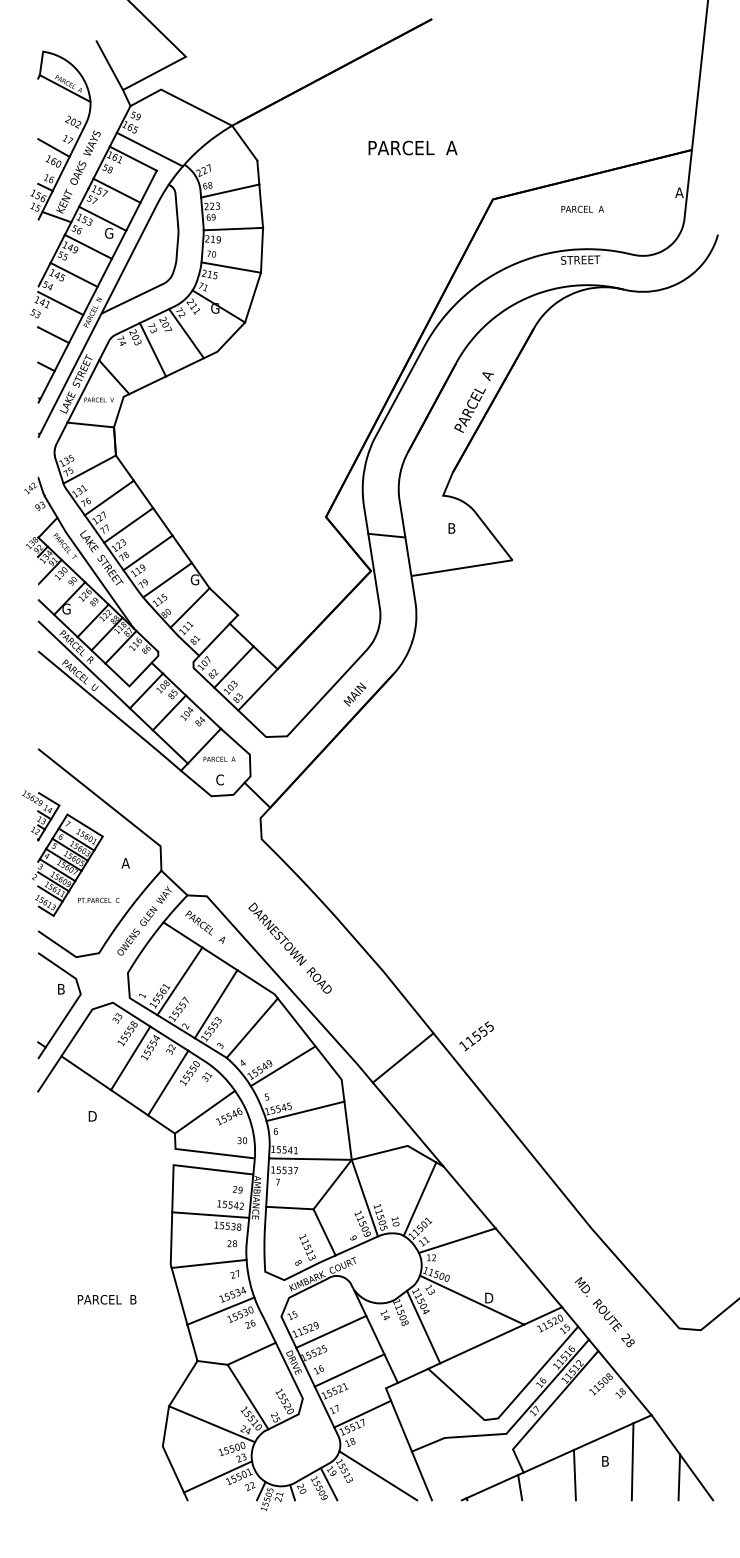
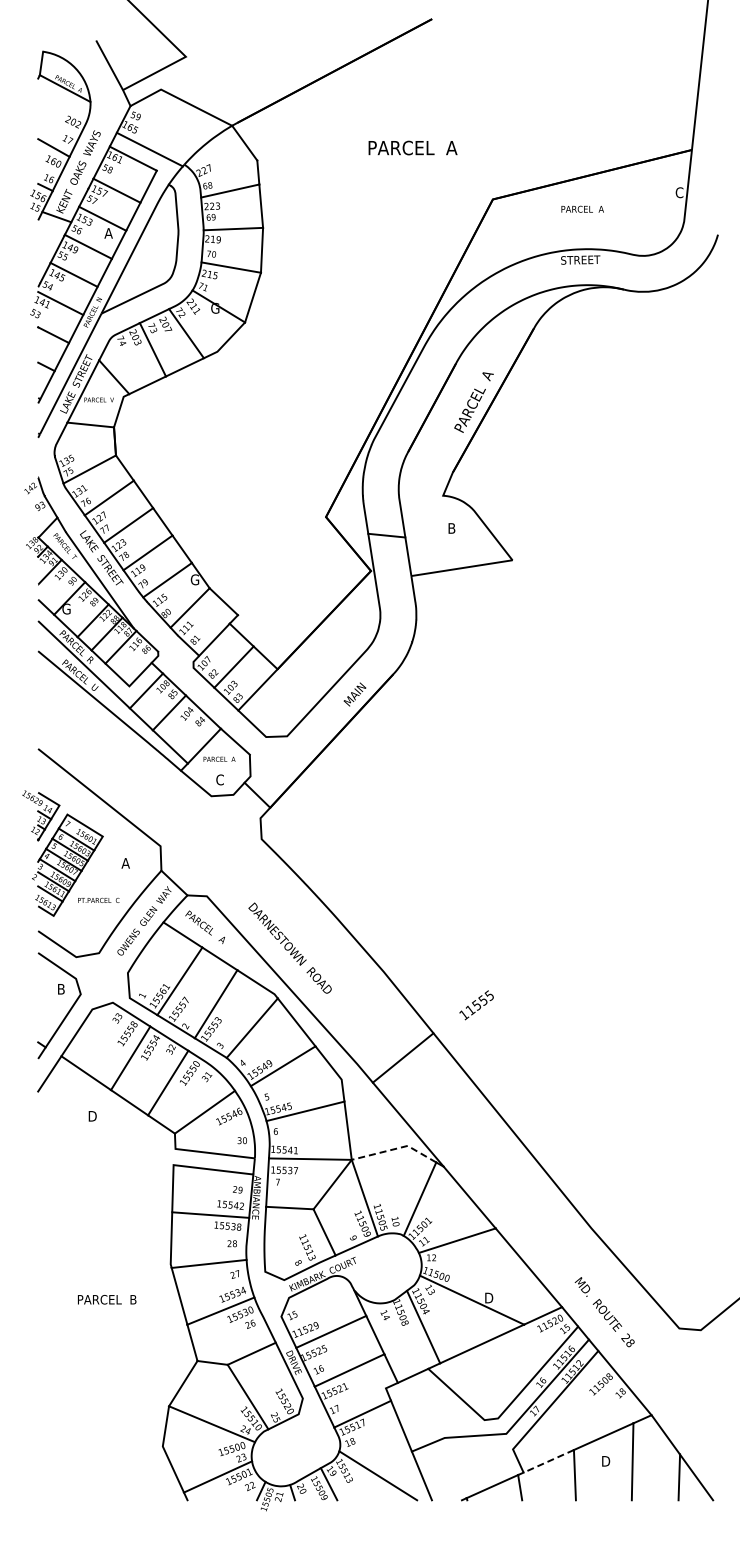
text: A -> C (679, 192)
text: G -> A (108, 233)
text position: (476, 1036) -> (476, 1005) (476, 1005)
line: solid -> dashed (396, 1148)
line: solid -> dashed (548, 1461)
text: B -> D (606, 1461)
